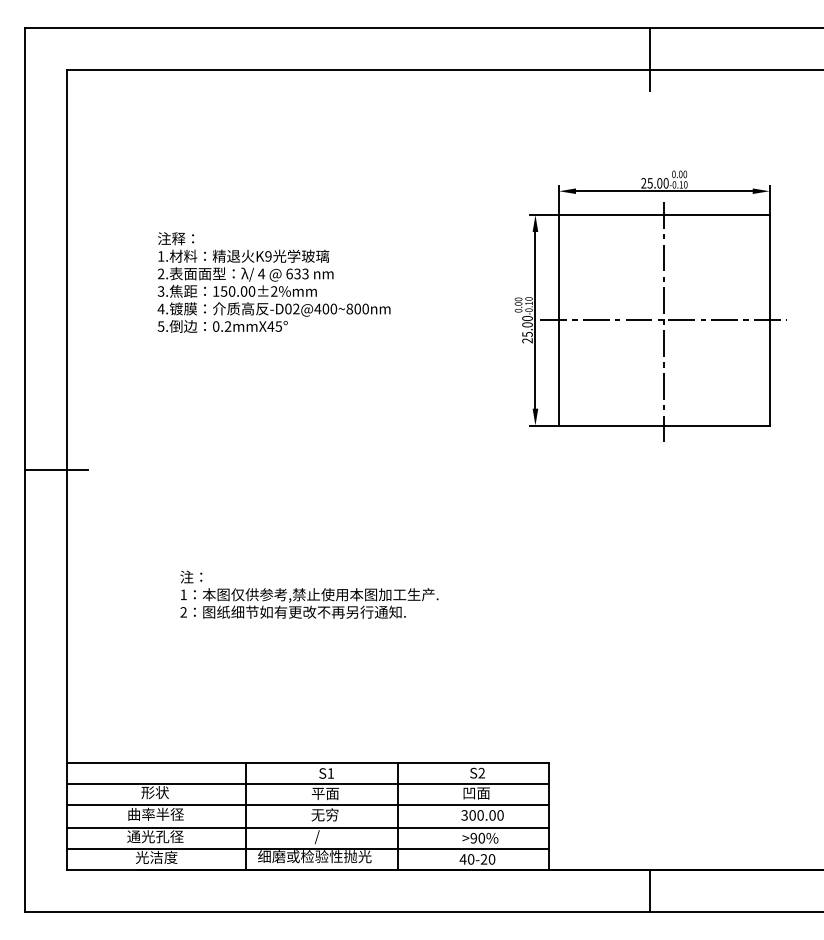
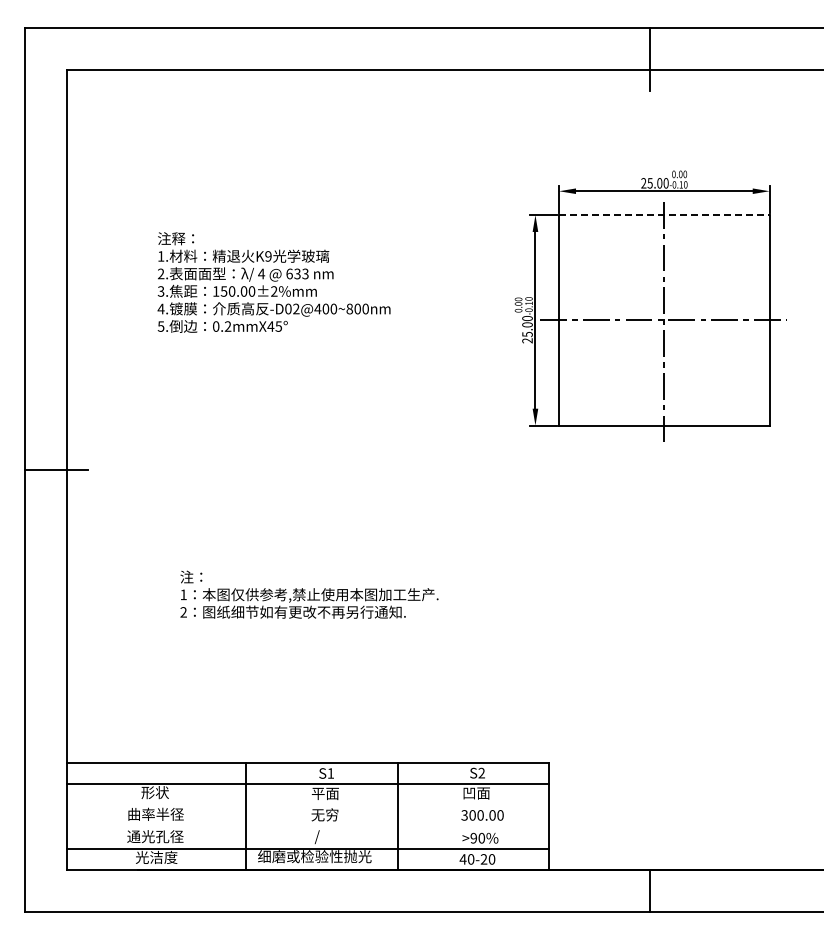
line: solid -> dashed (664, 215)
line: present -> none (307, 804)
line: present -> none (307, 827)
